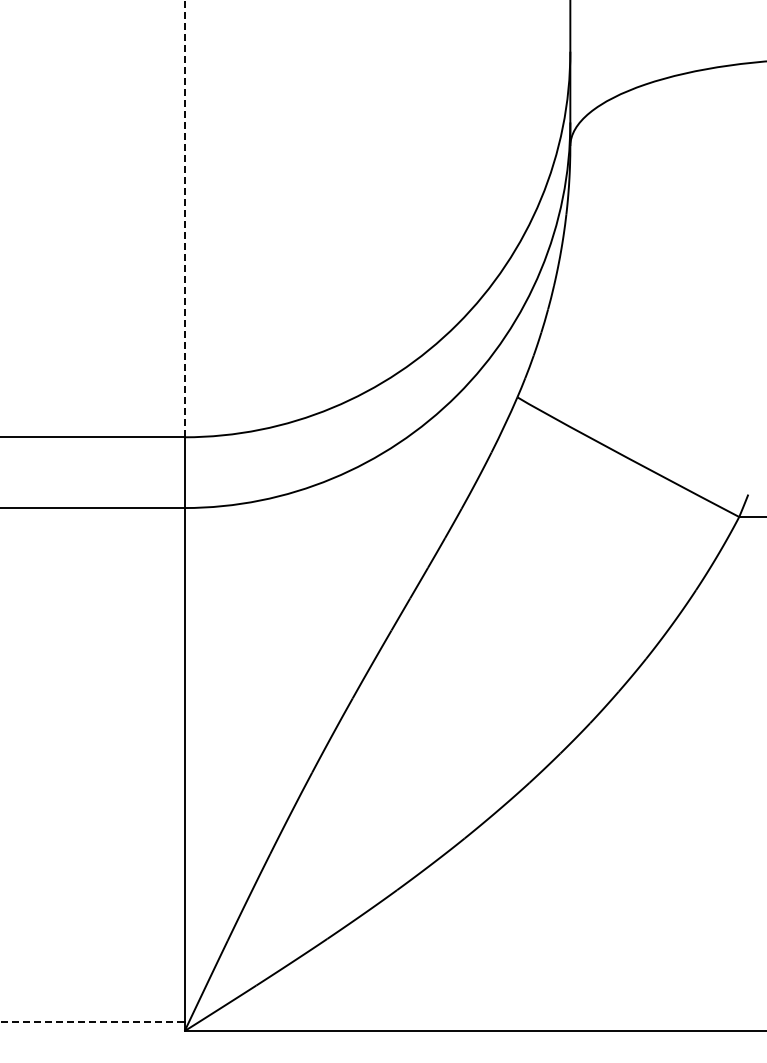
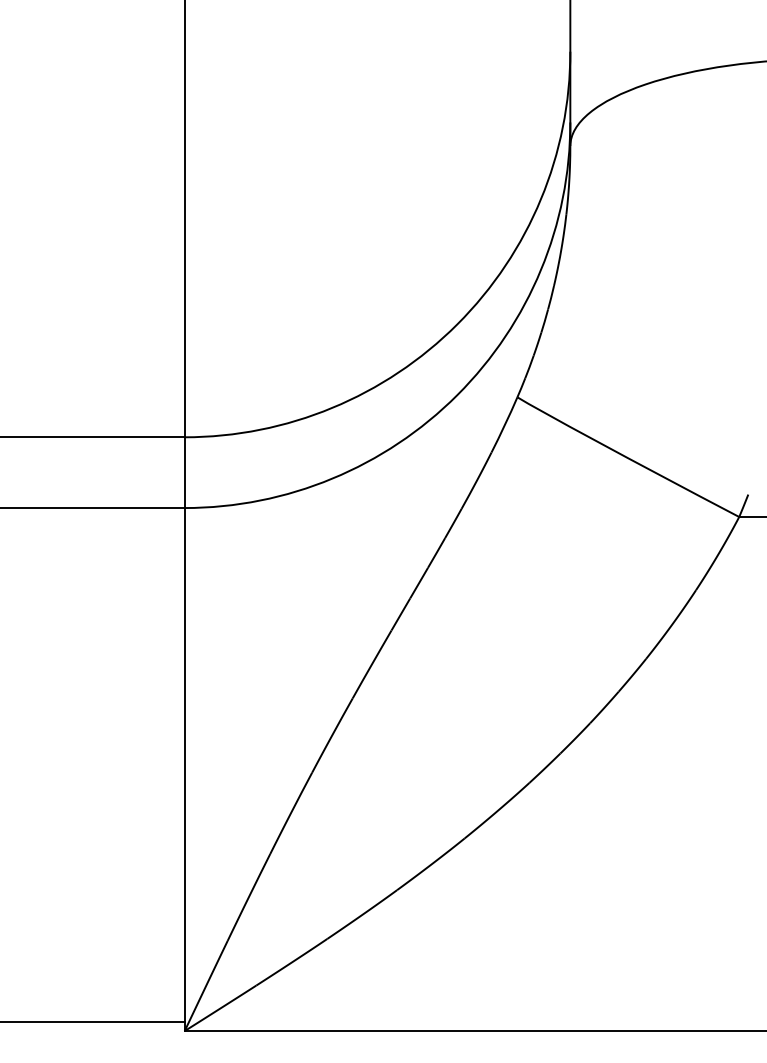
line: dashed -> solid (184, 218)
line: dashed -> solid (92, 1022)
